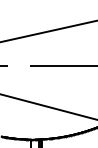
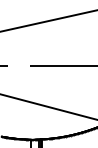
line position: (48, 31) -> (48, 20) (48, 20)
